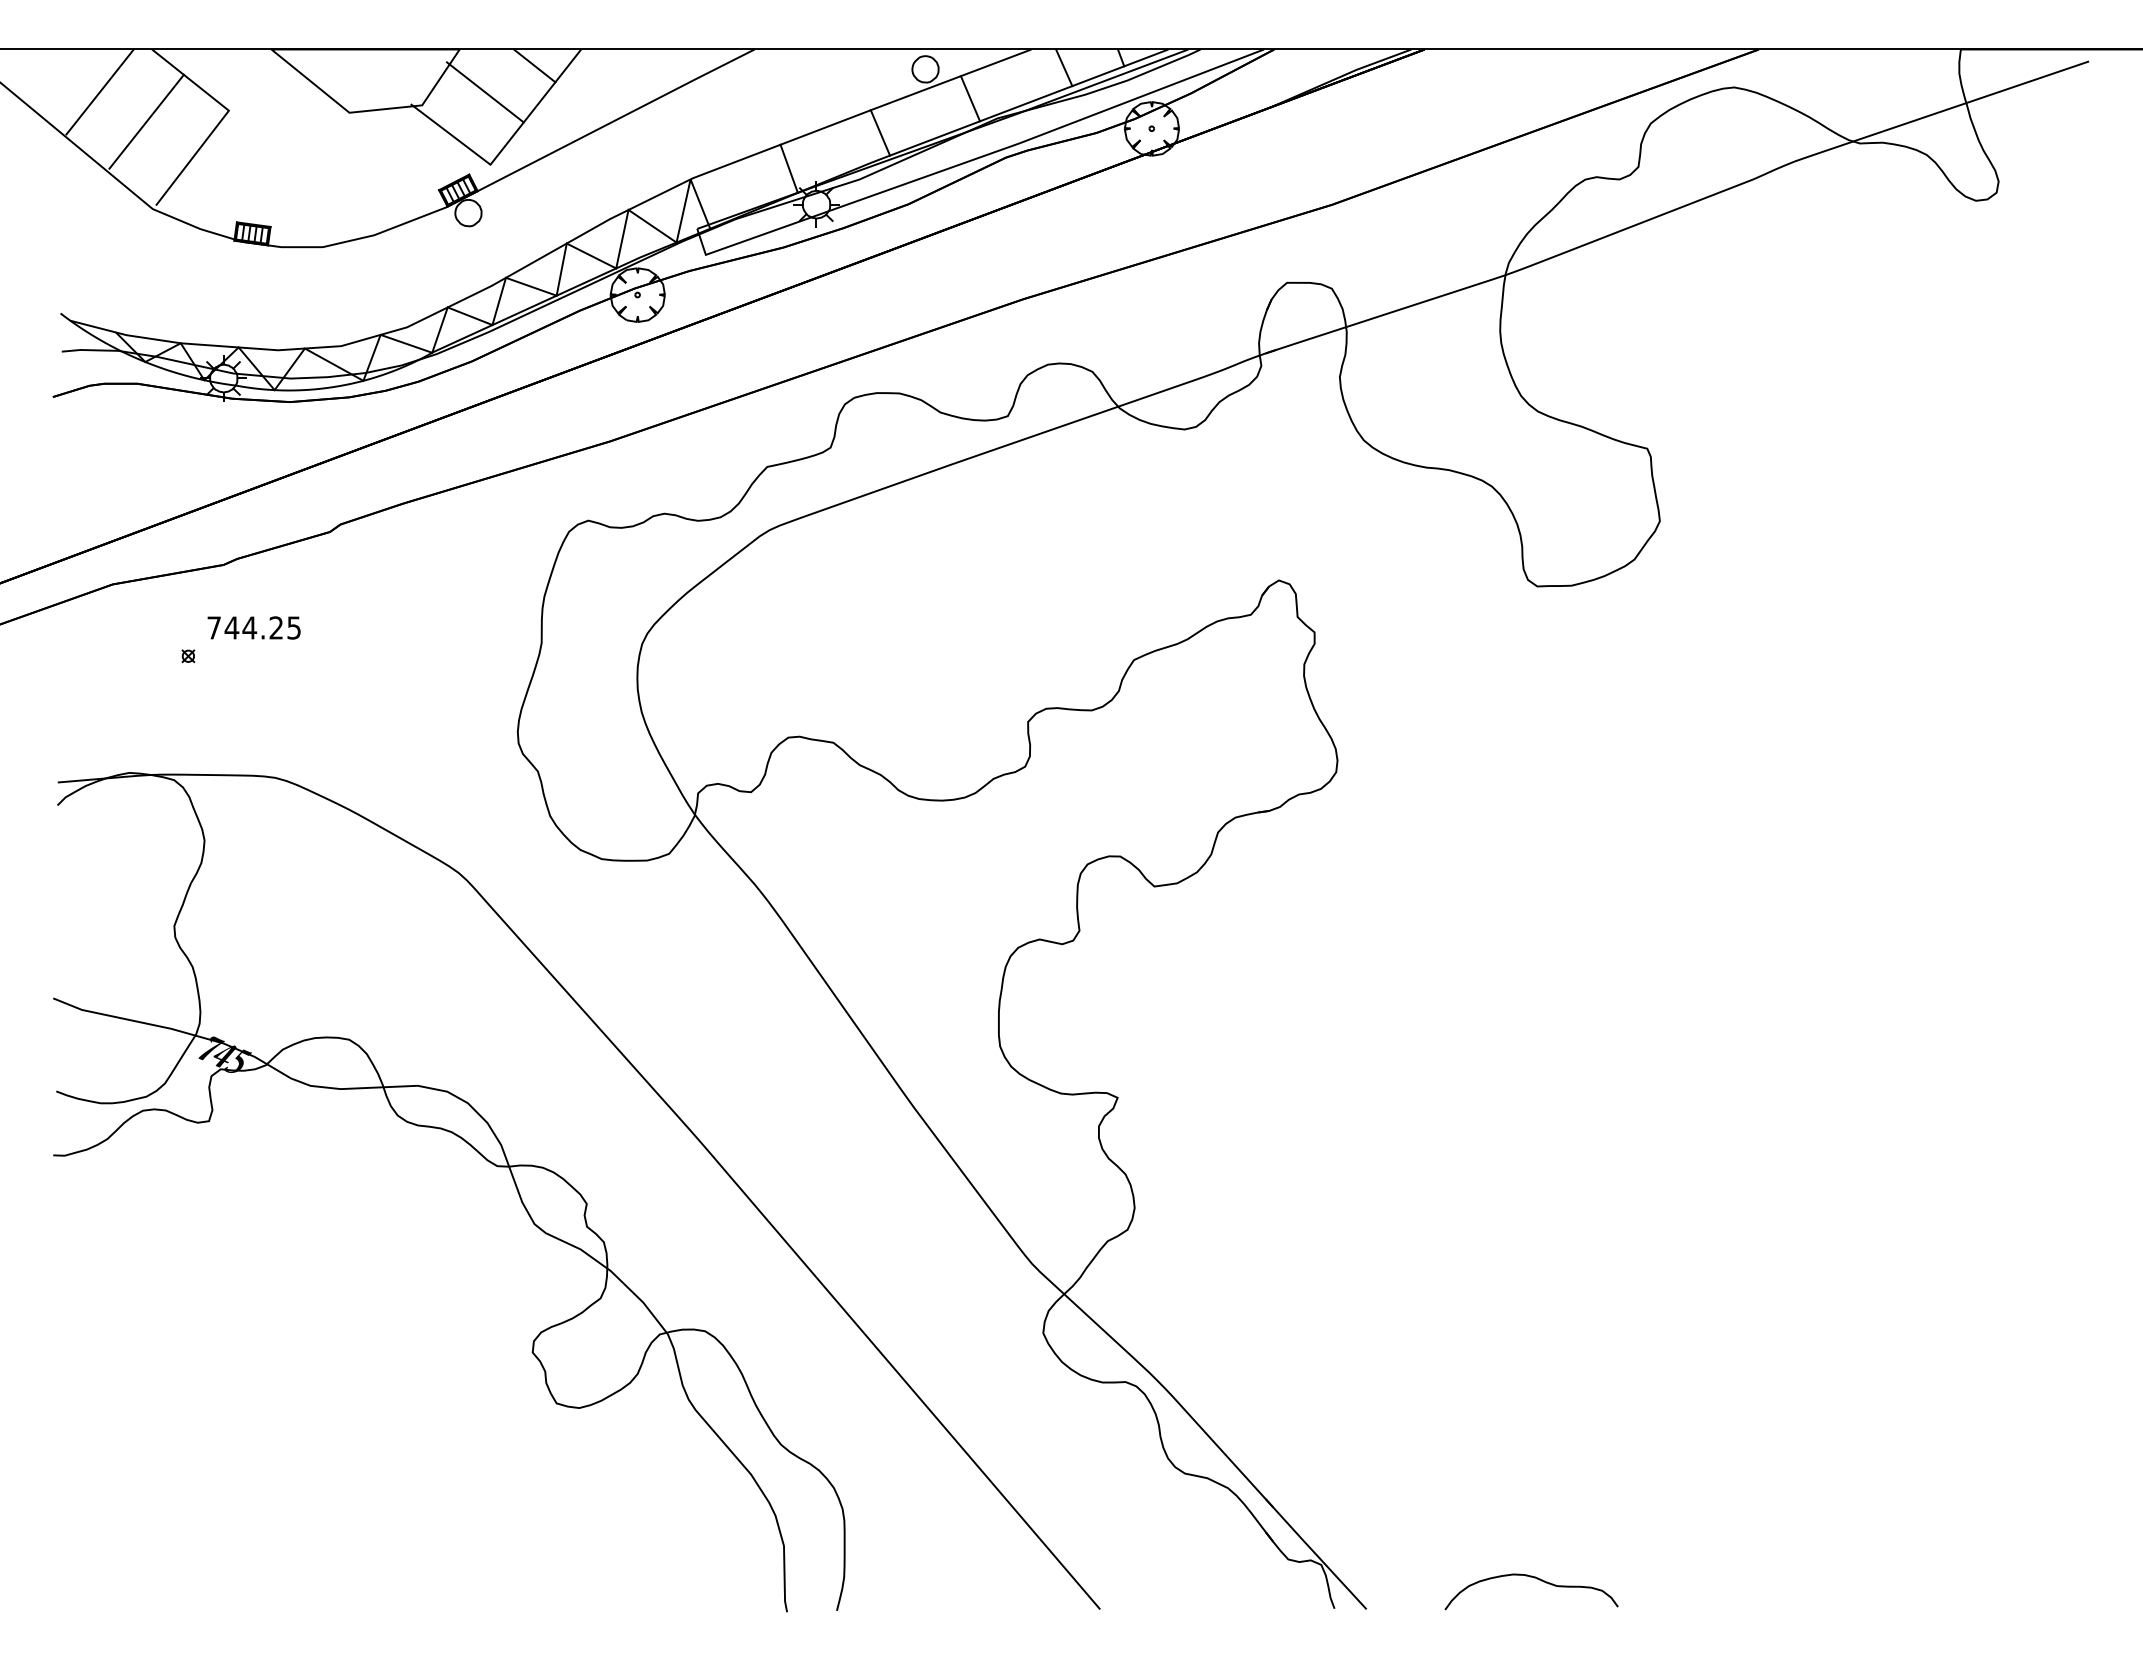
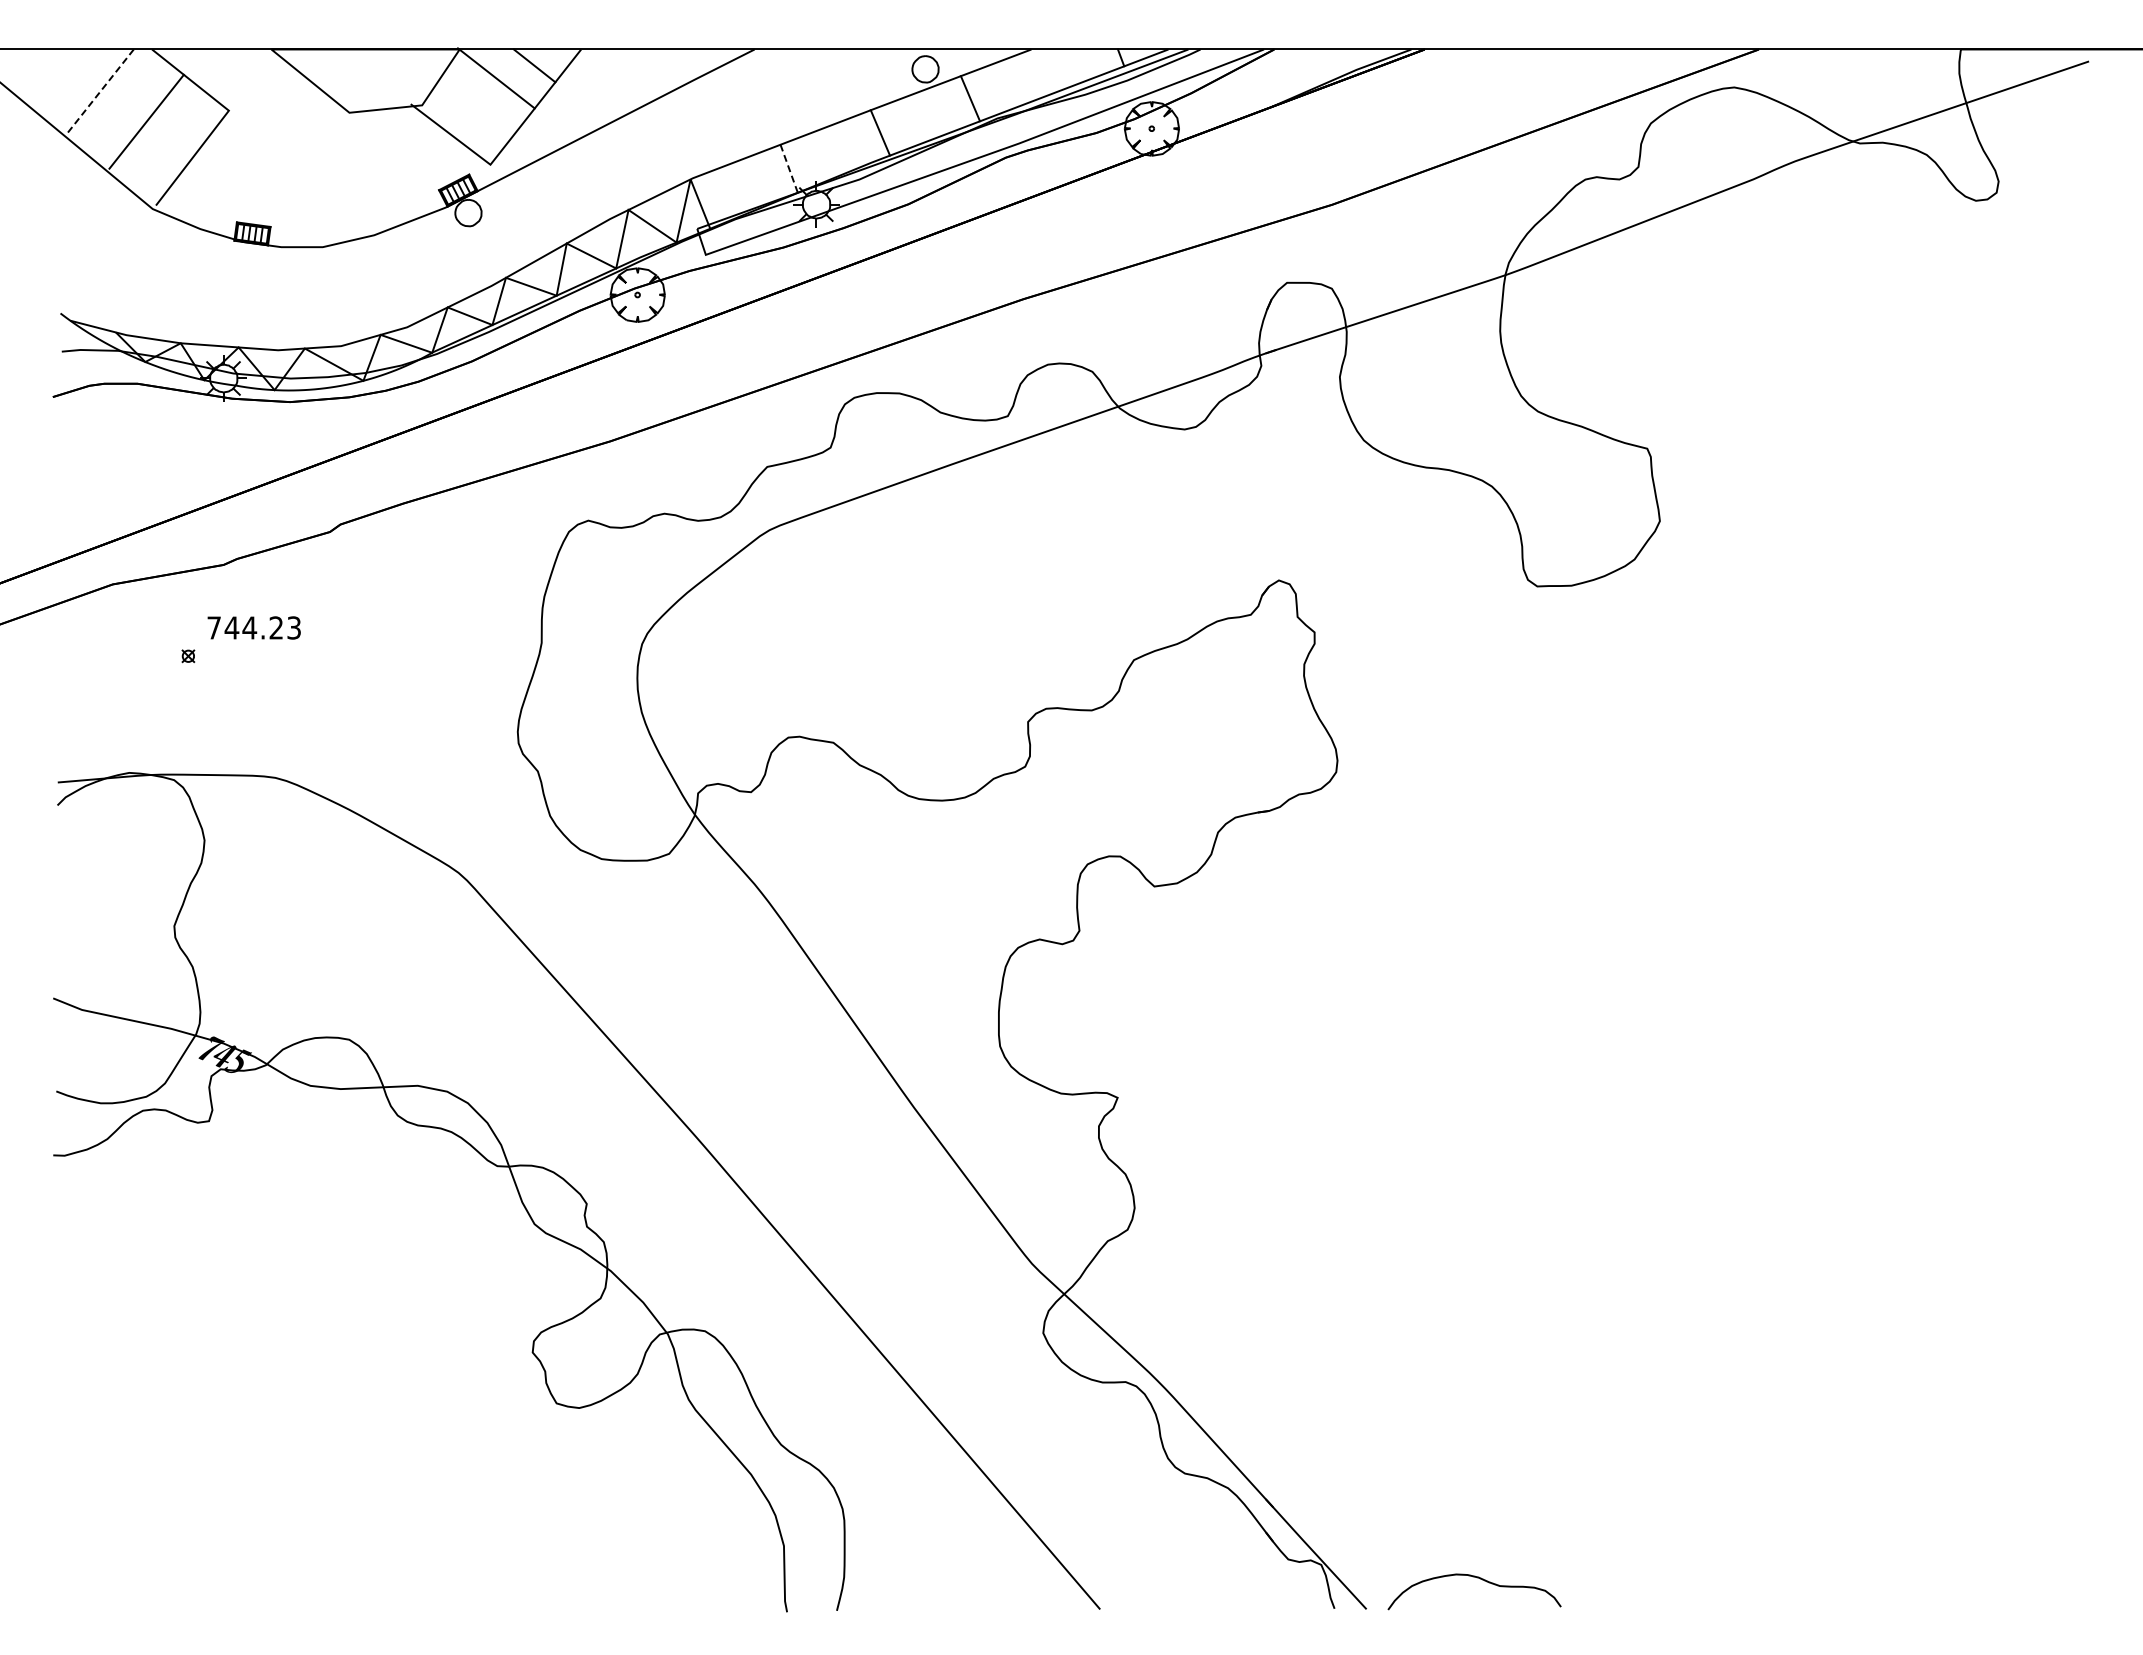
line: present -> none (1064, 67)
line: solid -> dashed (99, 92)
line position: (484, 92) -> (495, 78) (495, 78)
line: solid -> dashed (789, 168)
text: 744.25 -> 744.23 (294, 627)
curve position: (1534, 1578) -> (1477, 1578) (1477, 1578)
